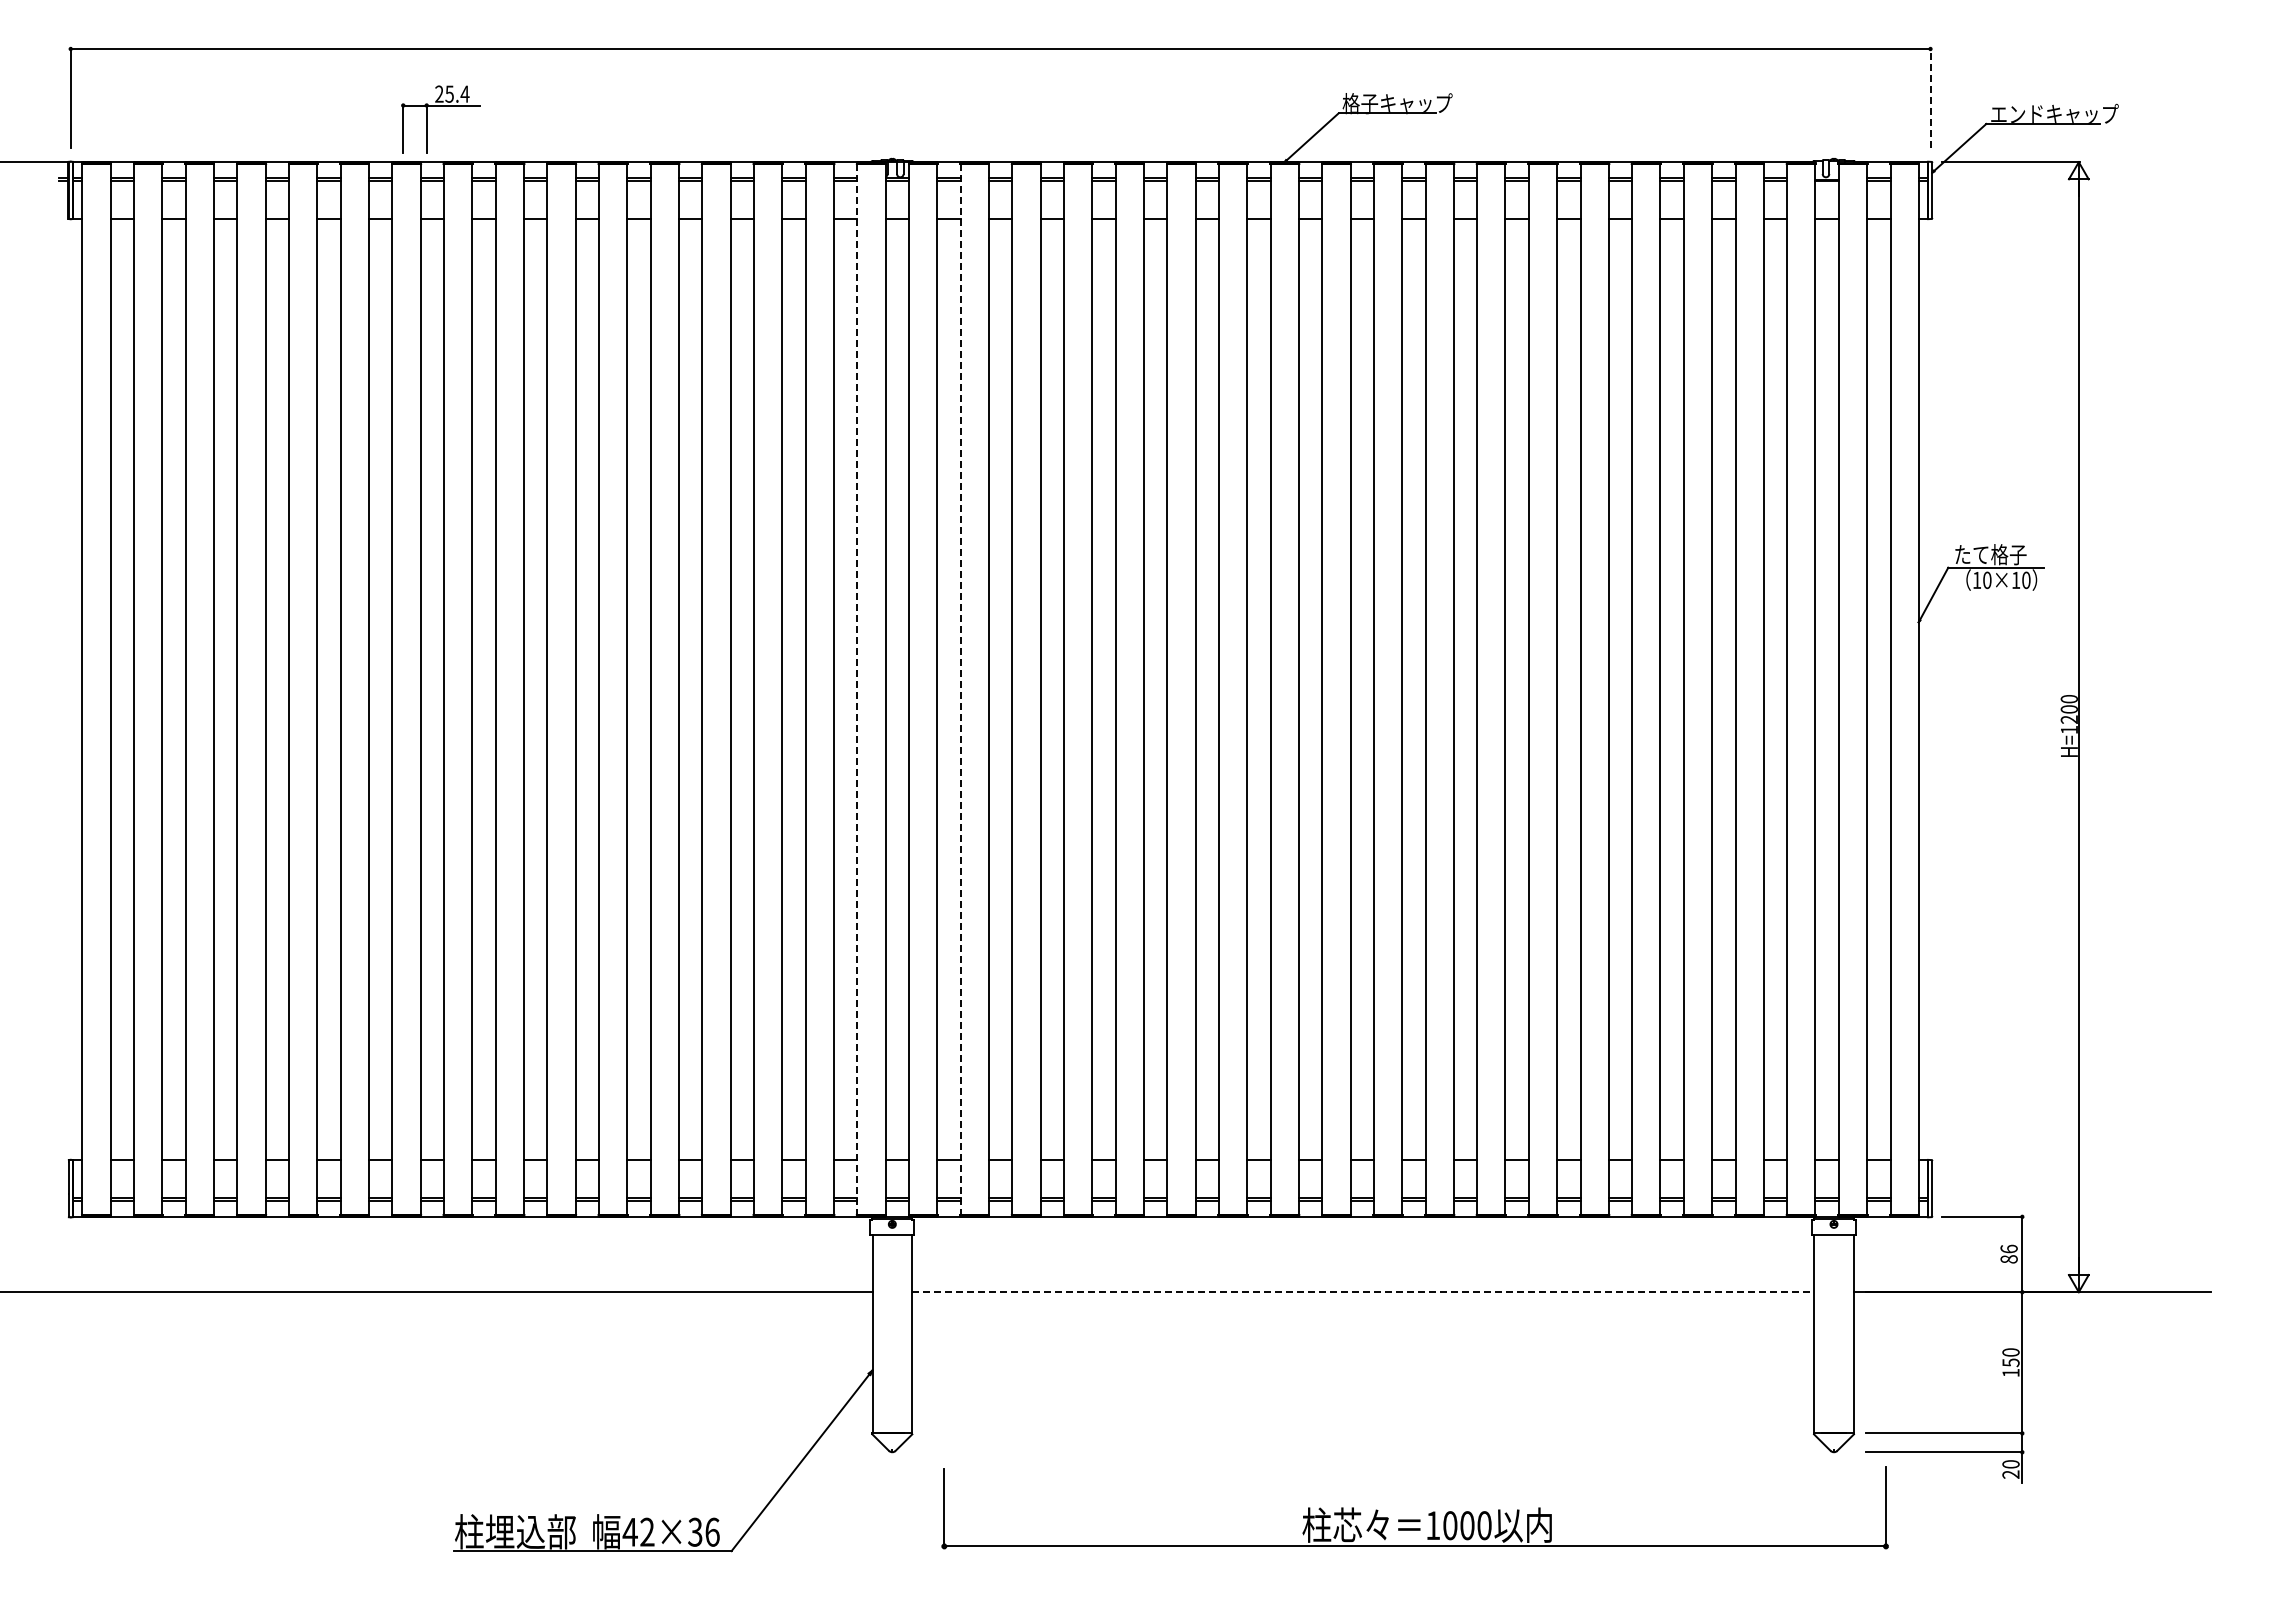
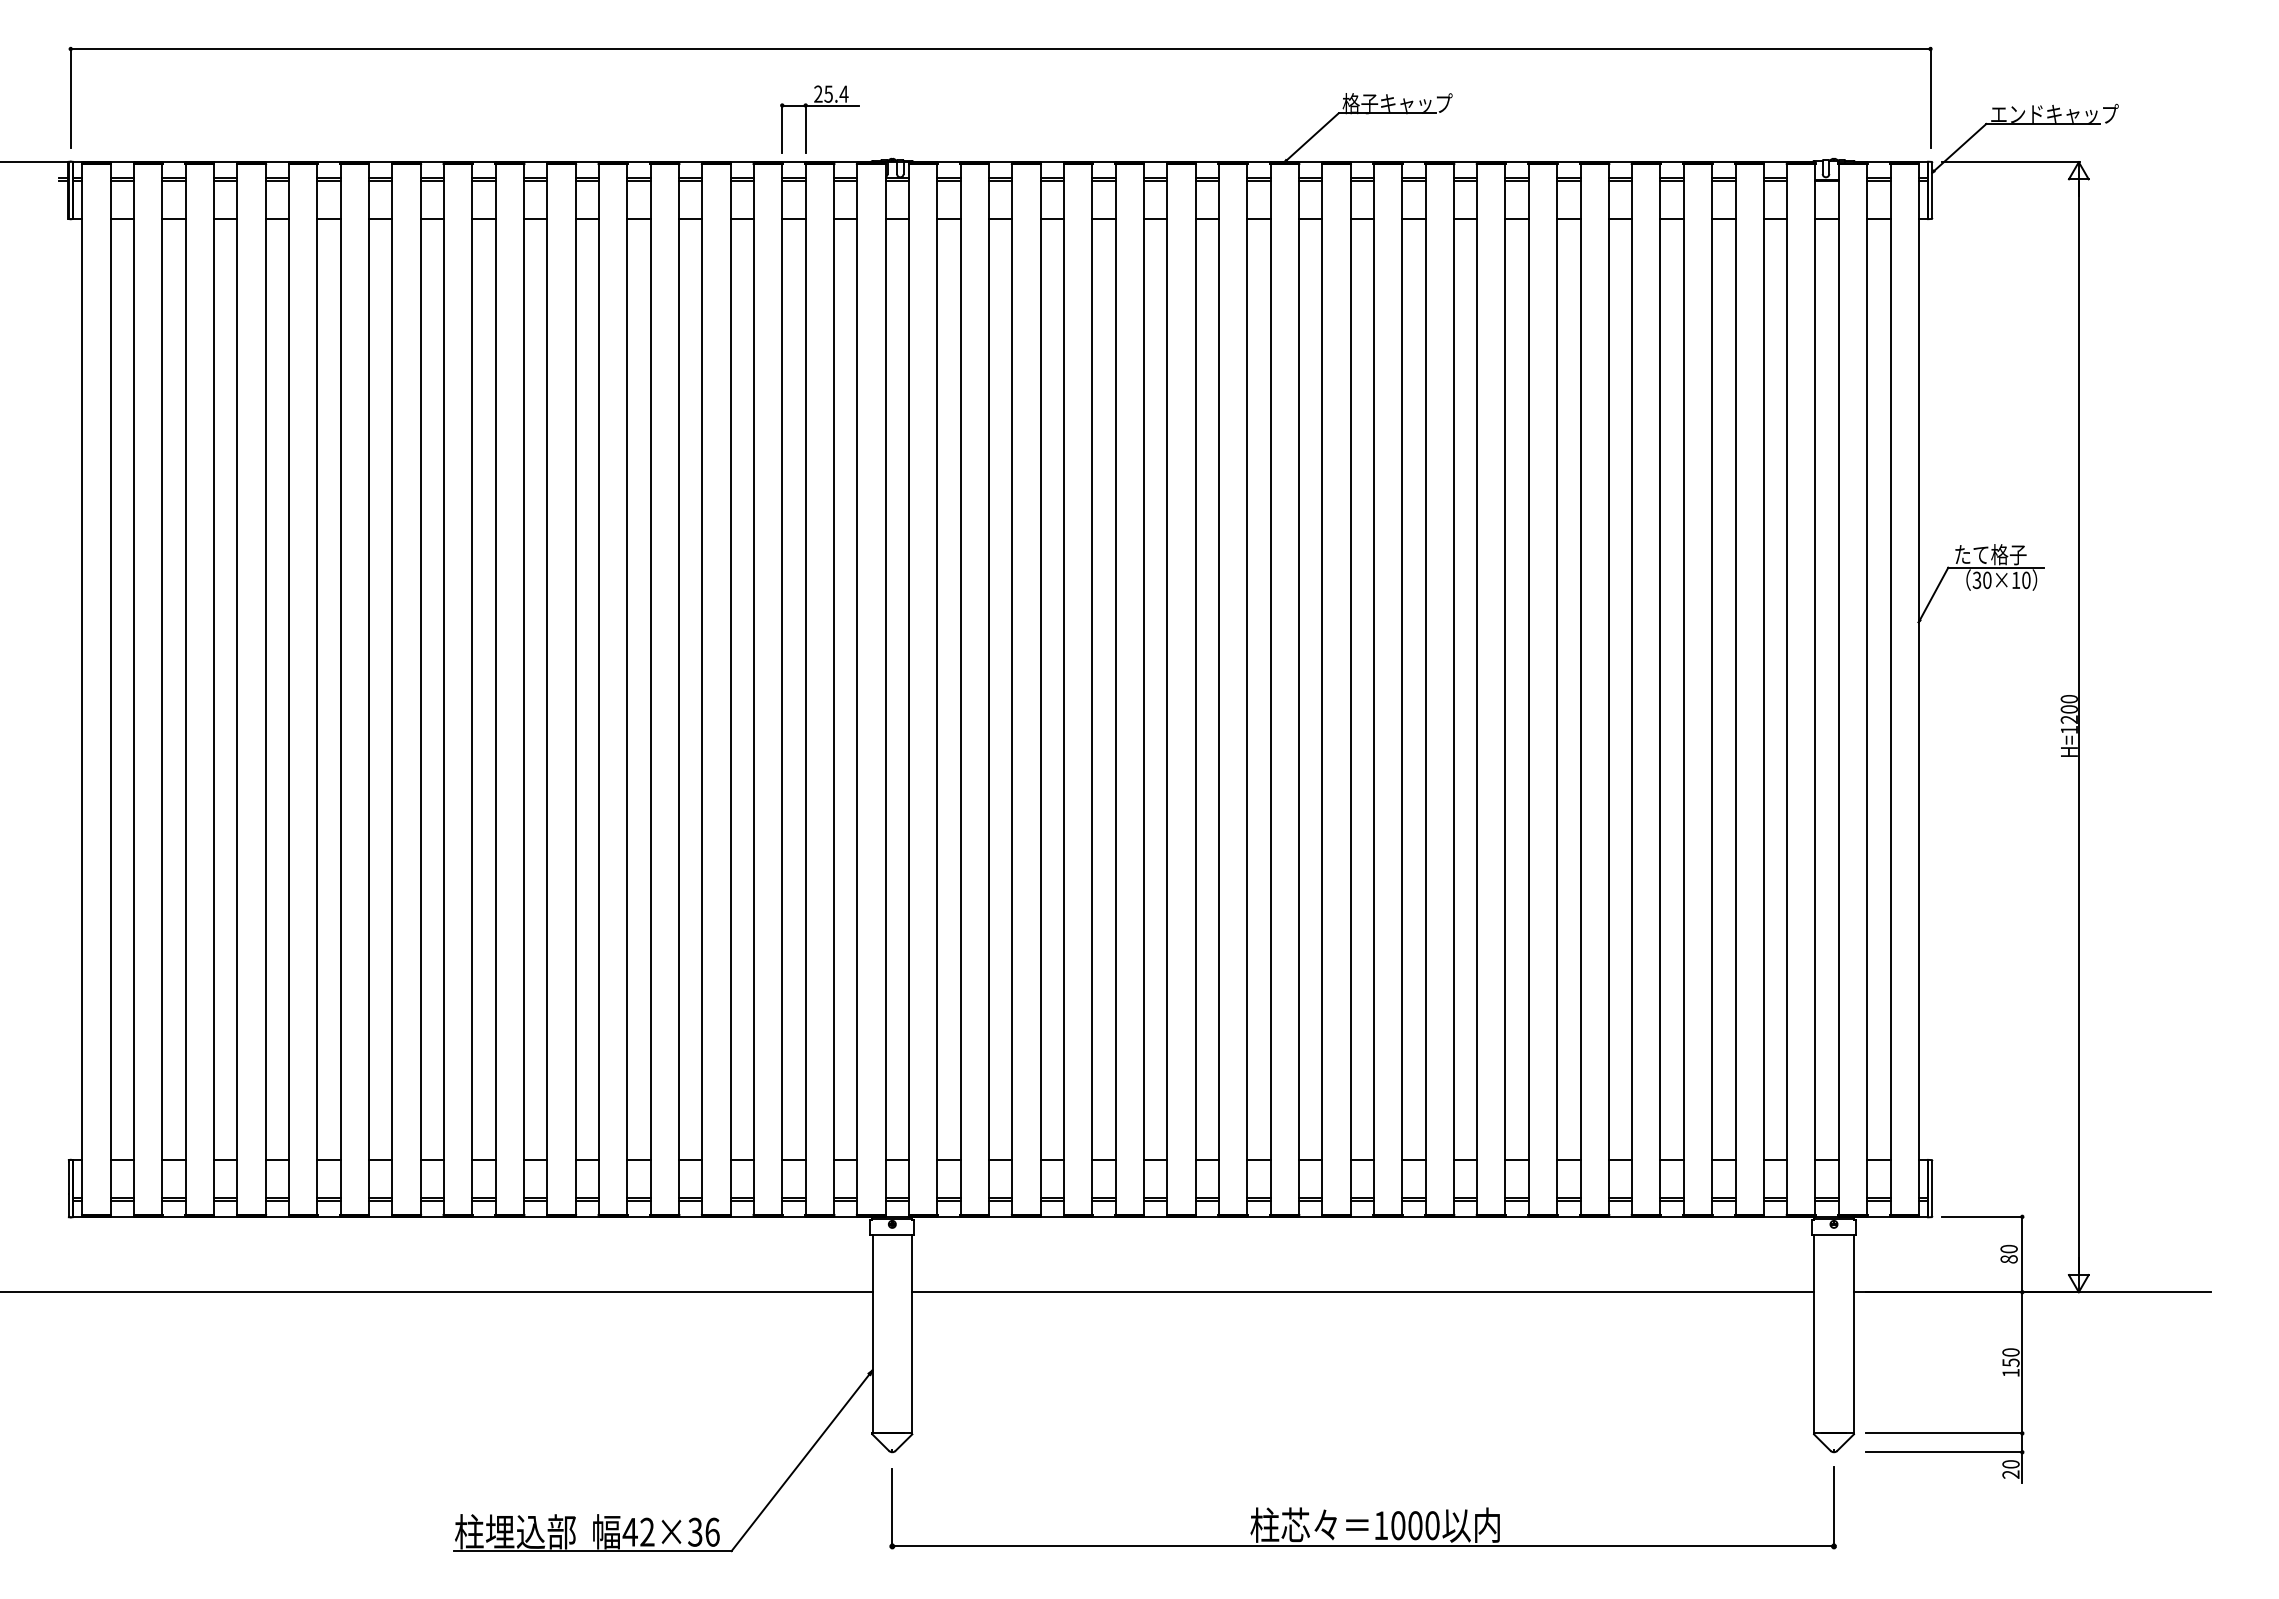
line: dashed -> solid (1930, 97)
part position: (440, 106) -> (819, 106) (819, 106)
text: 10×10 -> 30×10 (1976, 580)
line: dashed -> solid (857, 690)
line: dashed -> solid (960, 690)
text: 86 -> 80 (2008, 1248)
line: dashed -> solid (1363, 1292)
part position: (1414, 1519) -> (1362, 1519) (1362, 1519)
